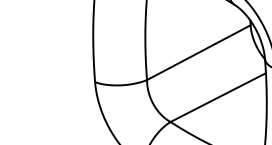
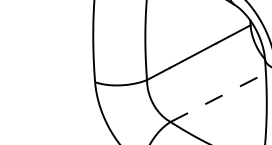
line: solid -> dashed (218, 97)
